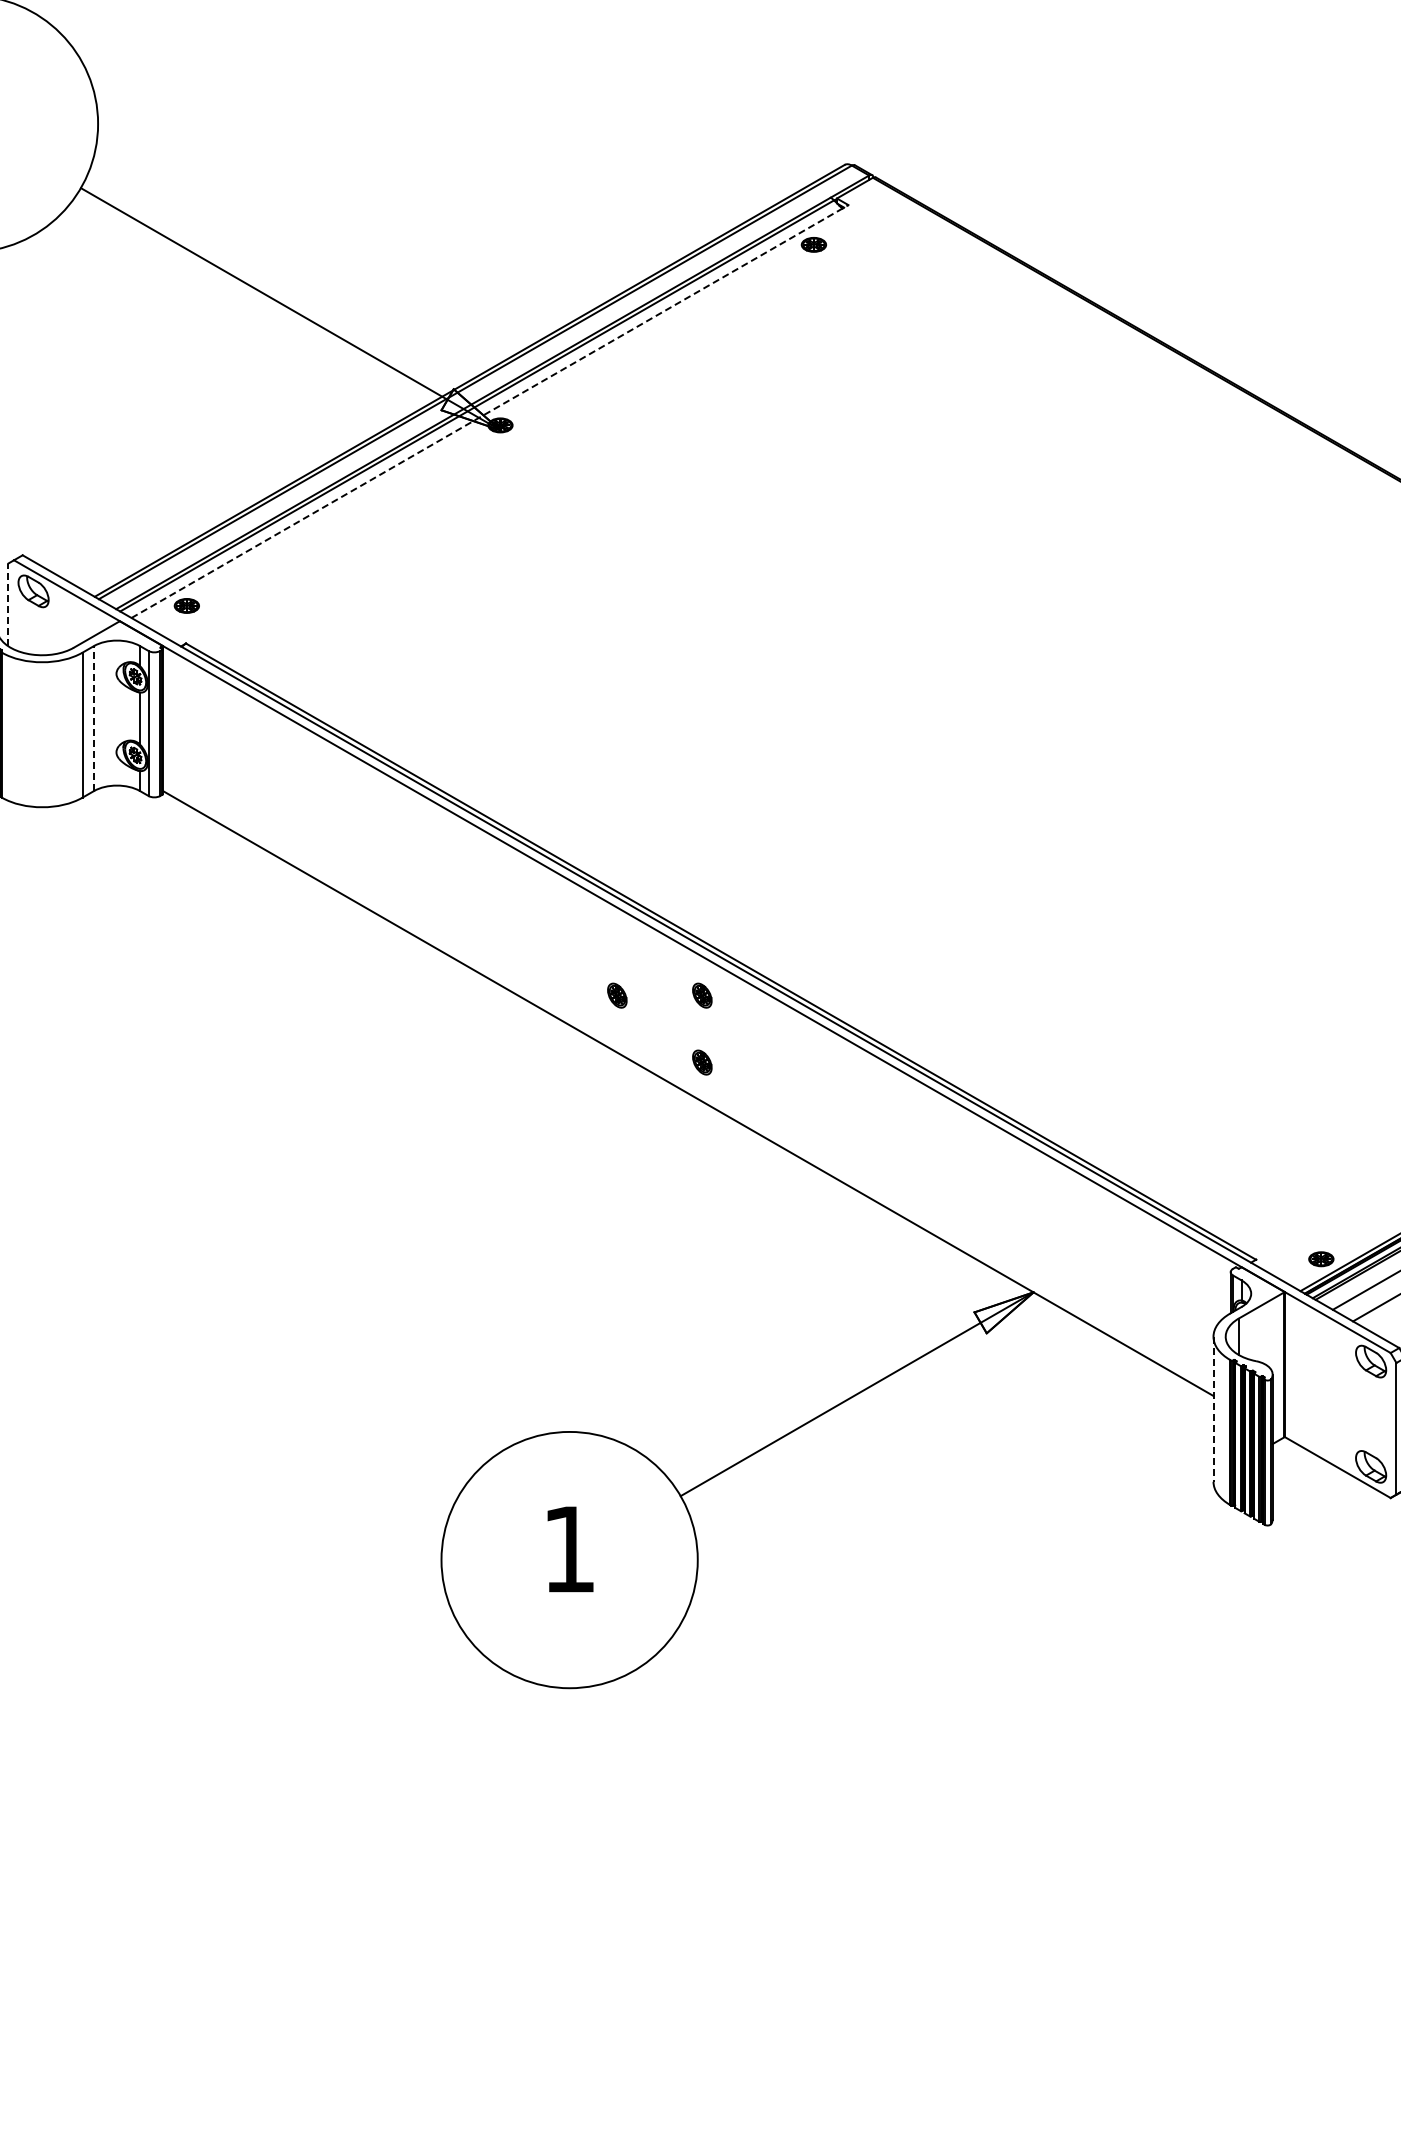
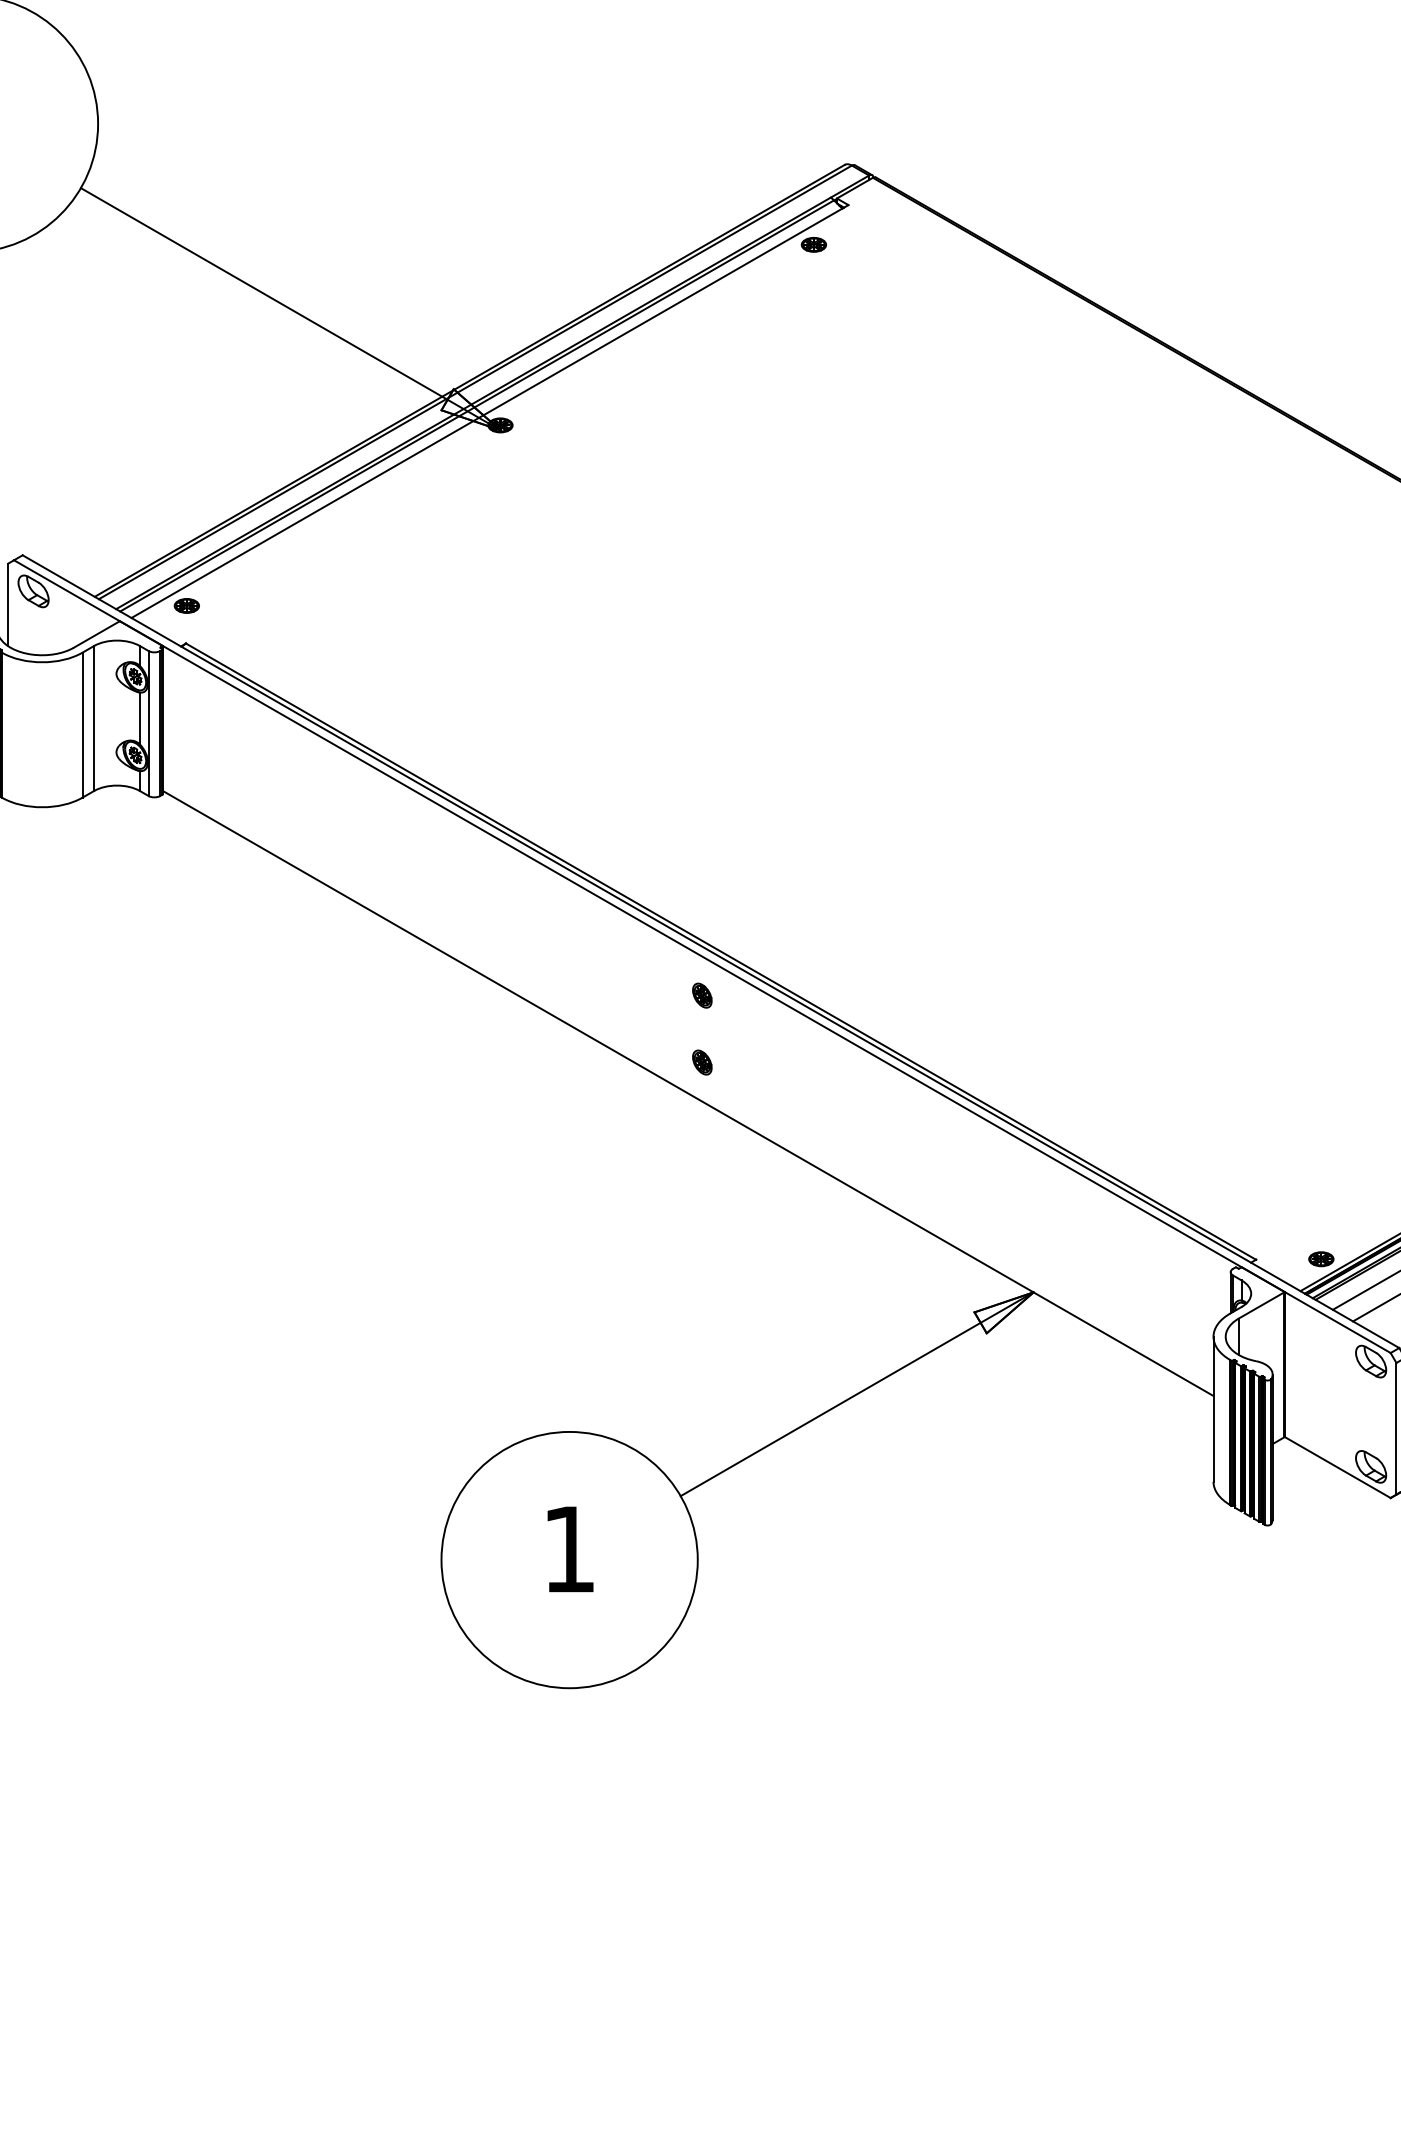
line: dashed -> solid (490, 411)
line: dashed -> solid (8, 604)
line: dashed -> solid (94, 718)
part: present -> none (617, 995)
line: dashed -> solid (1213, 1409)
